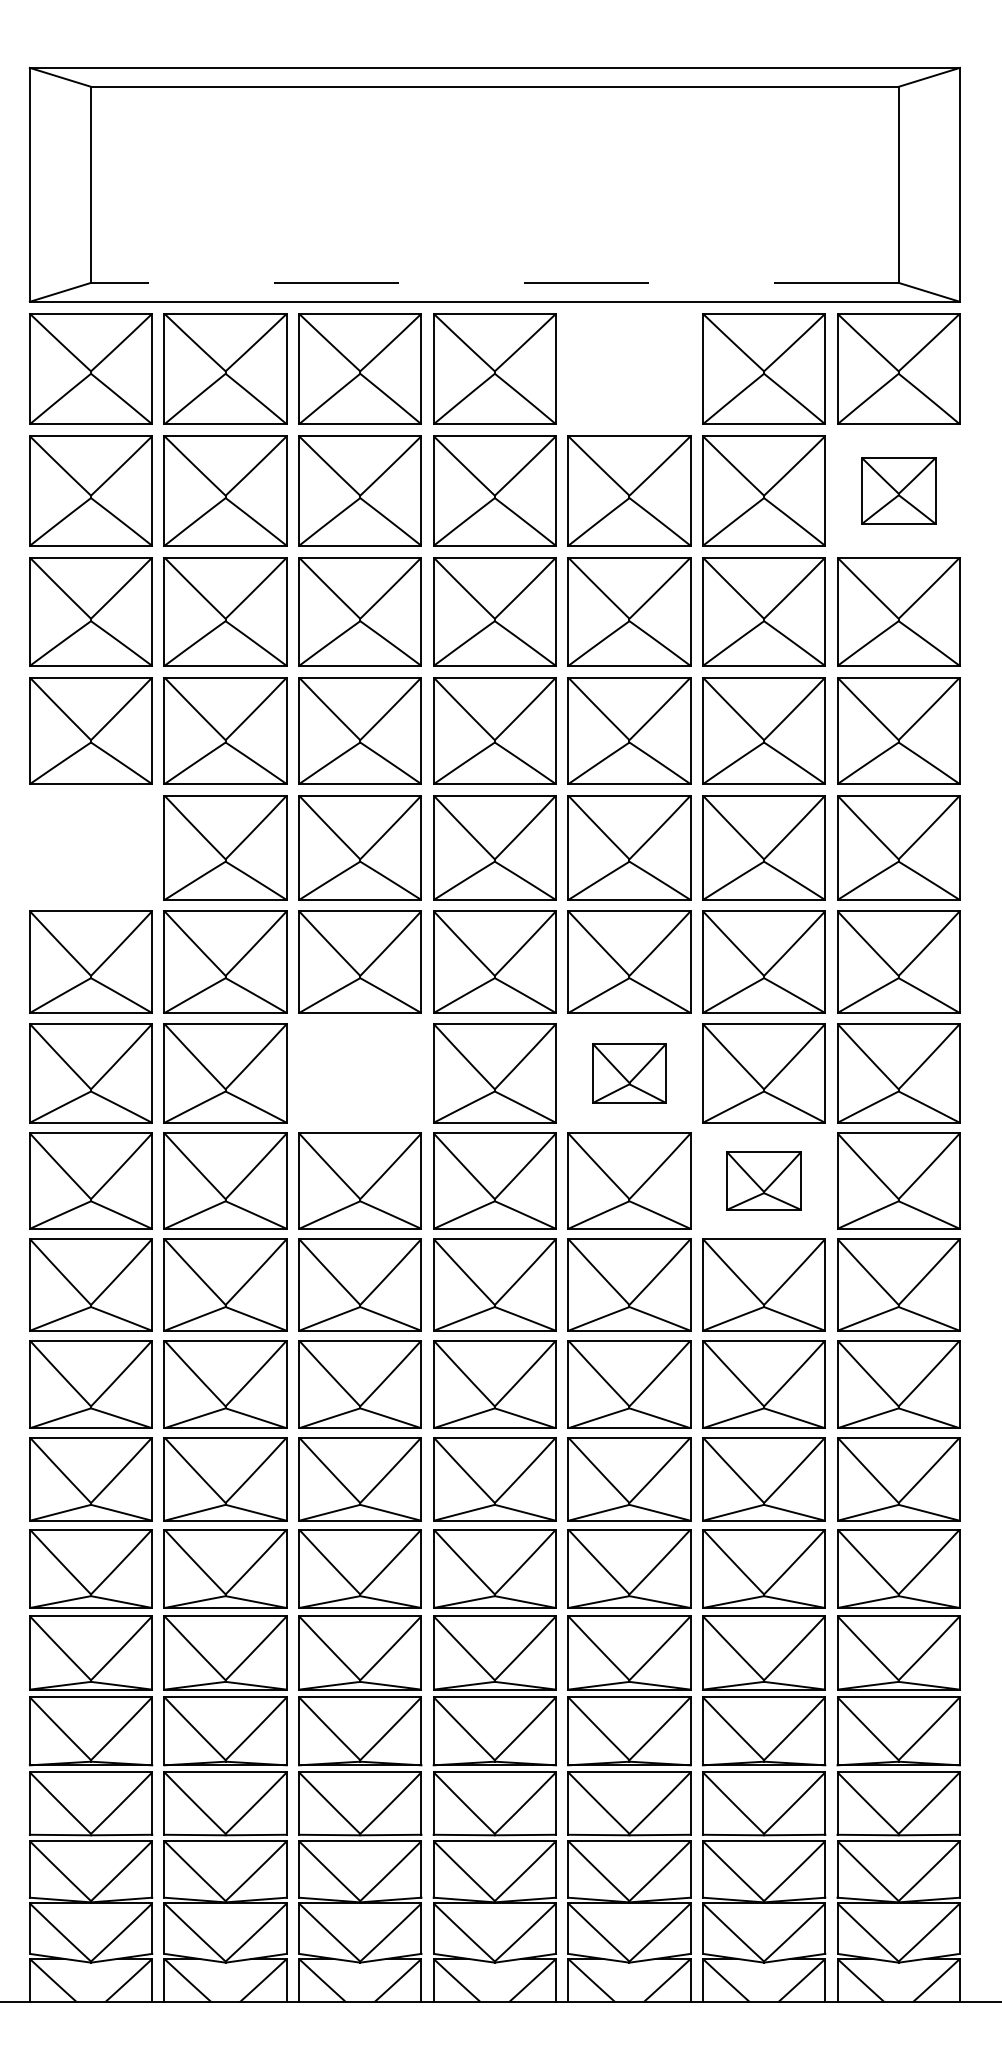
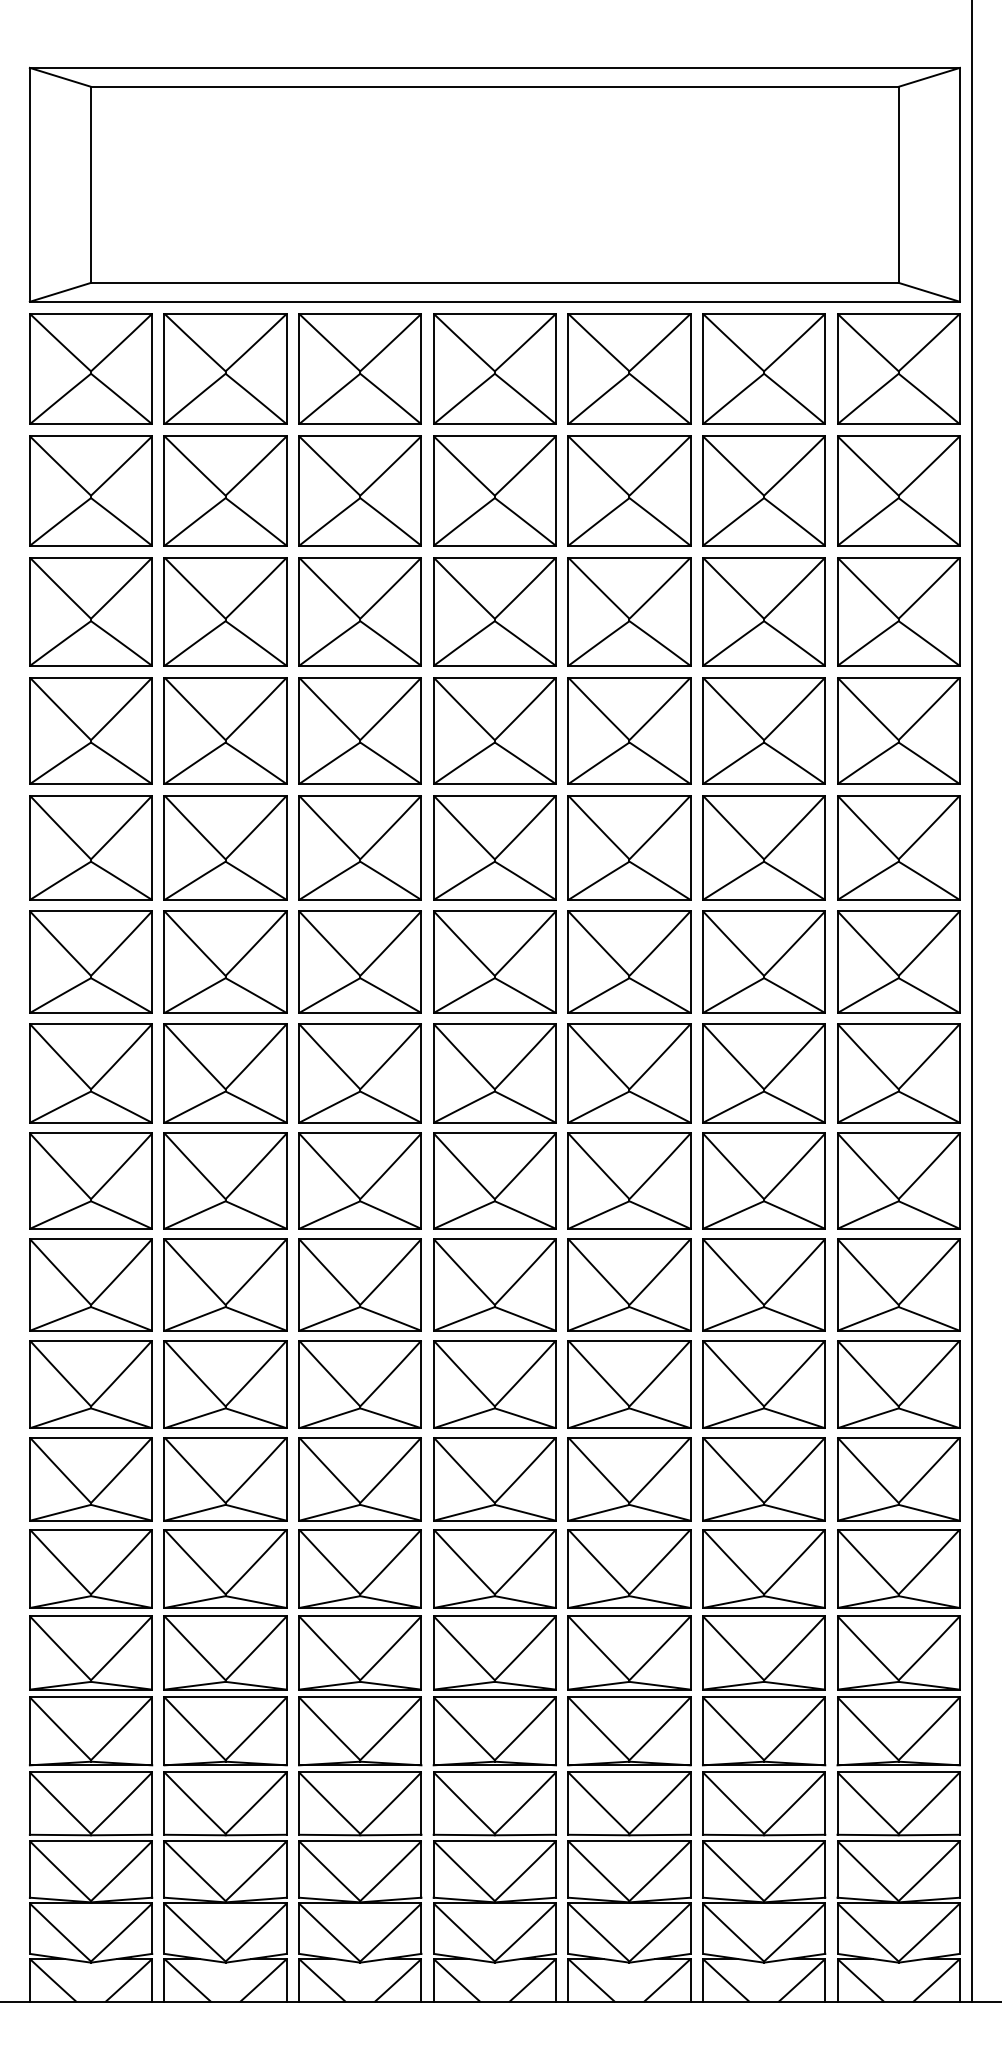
line: dashed -> solid (494, 282)
part: none -> present (629, 368)
part size: 76x68 px -> 124x112 px (898, 490)
part: none -> present (90, 847)
line: none -> present (972, 1002)
part: none -> present (359, 1073)
part size: 75x61 px -> 125x101 px (629, 1073)
part size: 76x60 px -> 124x98 px (763, 1180)
